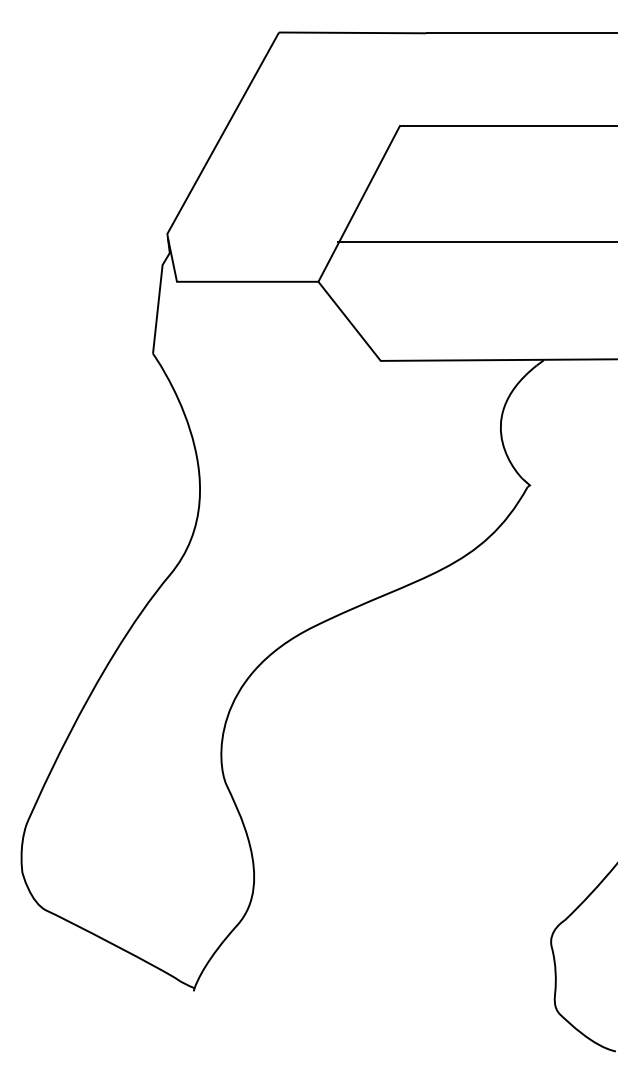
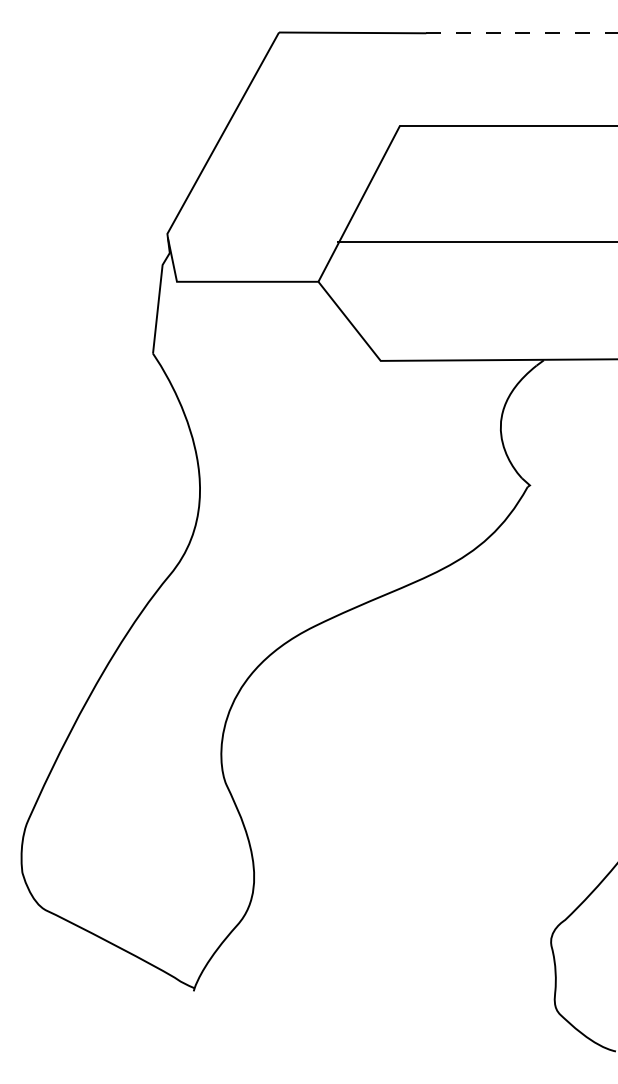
line: solid -> dashed (522, 33)
